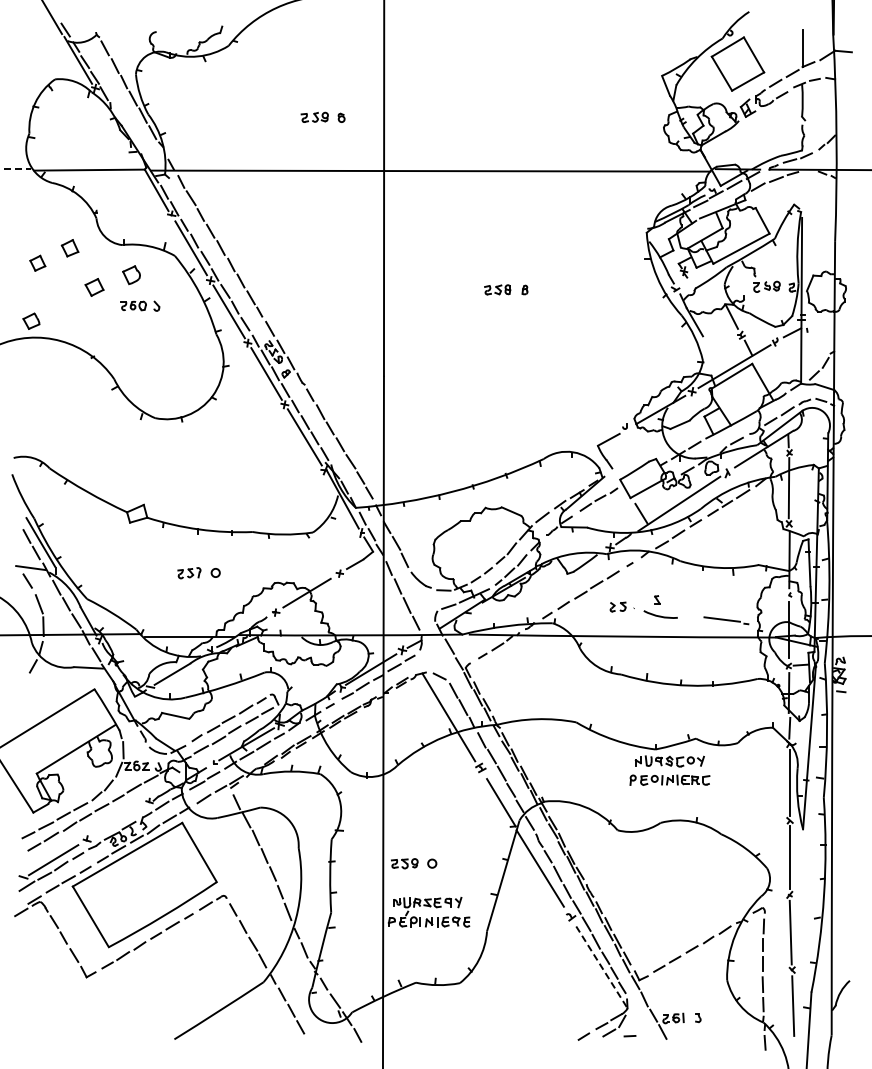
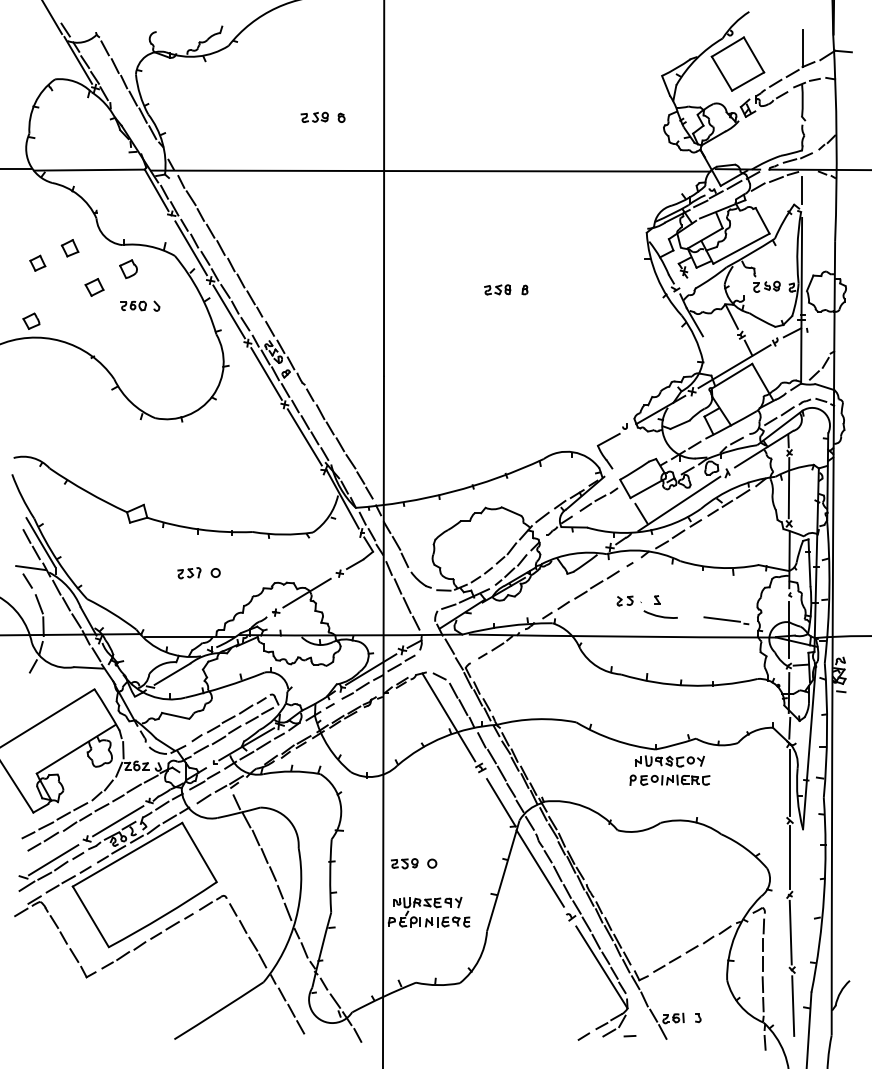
line: dashed -> solid (16, 169)
line: none -> present (802, 190)
part position: (131, 275) -> (128, 269) (128, 269)
part position: (621, 606) -> (628, 600) (628, 600)
line: none -> present (118, 821)
line: dashed -> solid (602, 967)
